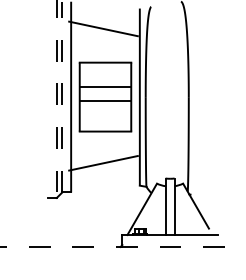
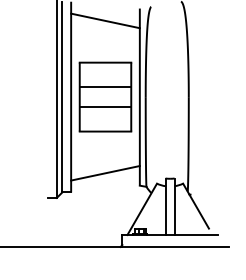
line position: (103, 28) -> (105, 20) (105, 20)
line: dashed -> solid (62, 96)
line: dashed -> solid (56, 99)
line position: (105, 101) -> (105, 107) (105, 107)
line position: (103, 163) -> (105, 173) (105, 173)
line: dashed -> solid (115, 246)
